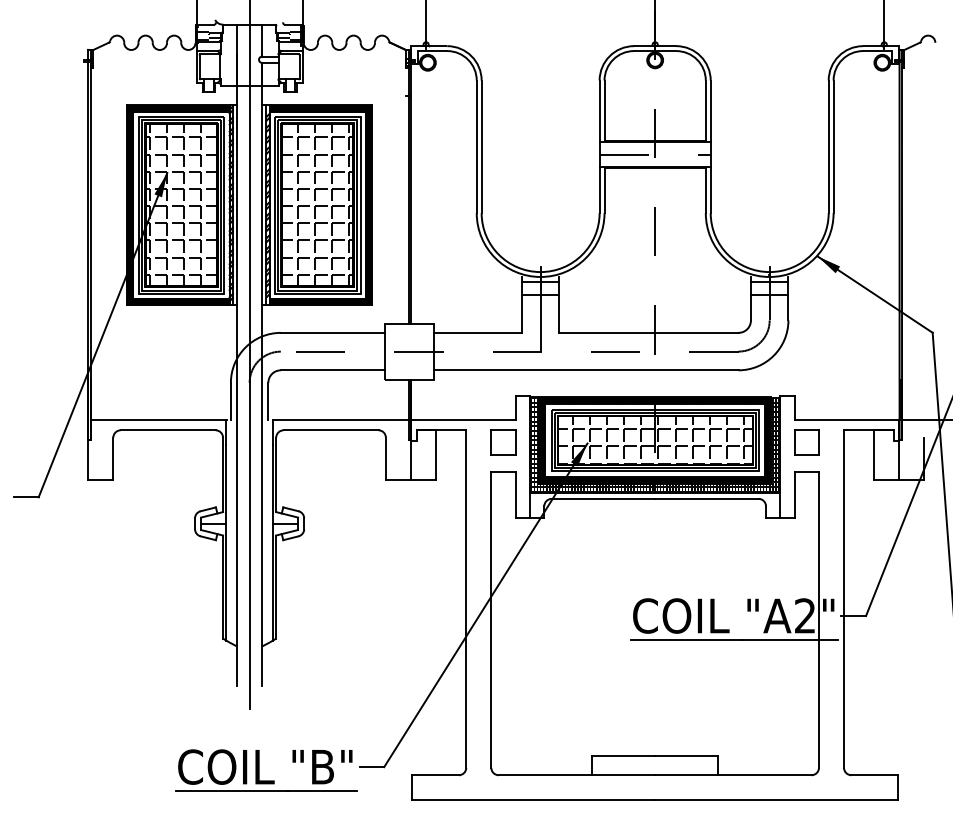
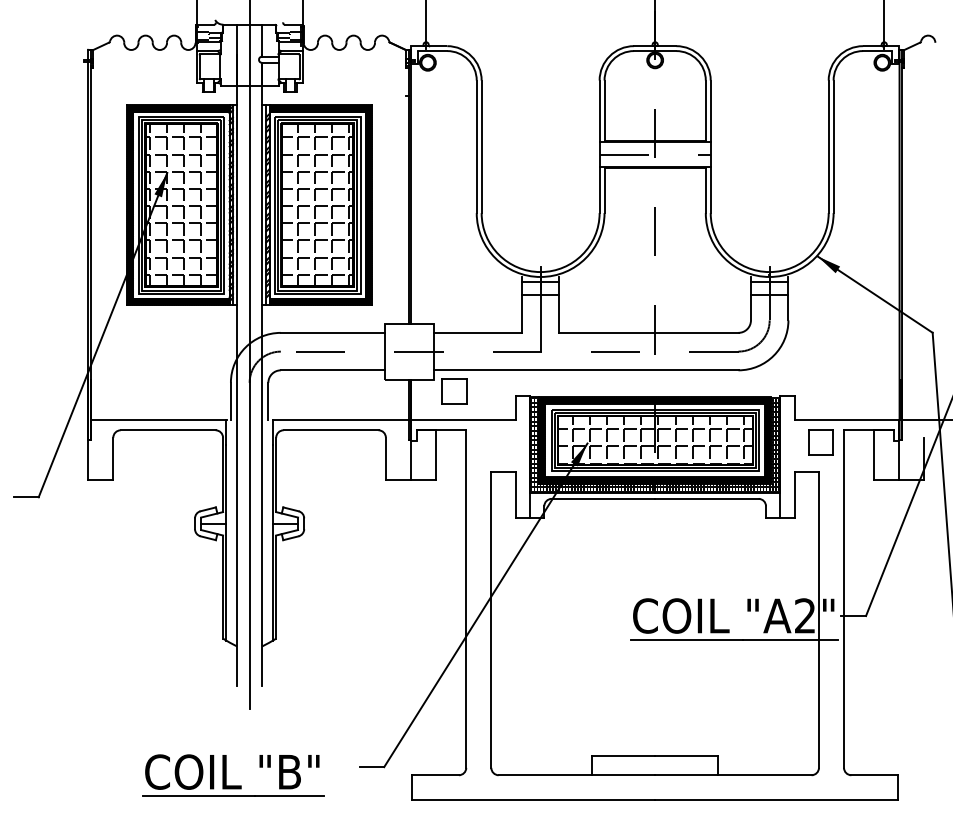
part position: (503, 442) -> (454, 391) (454, 391)
part position: (806, 442) -> (820, 442) (820, 442)
part position: (259, 770) -> (226, 775) (226, 775)
